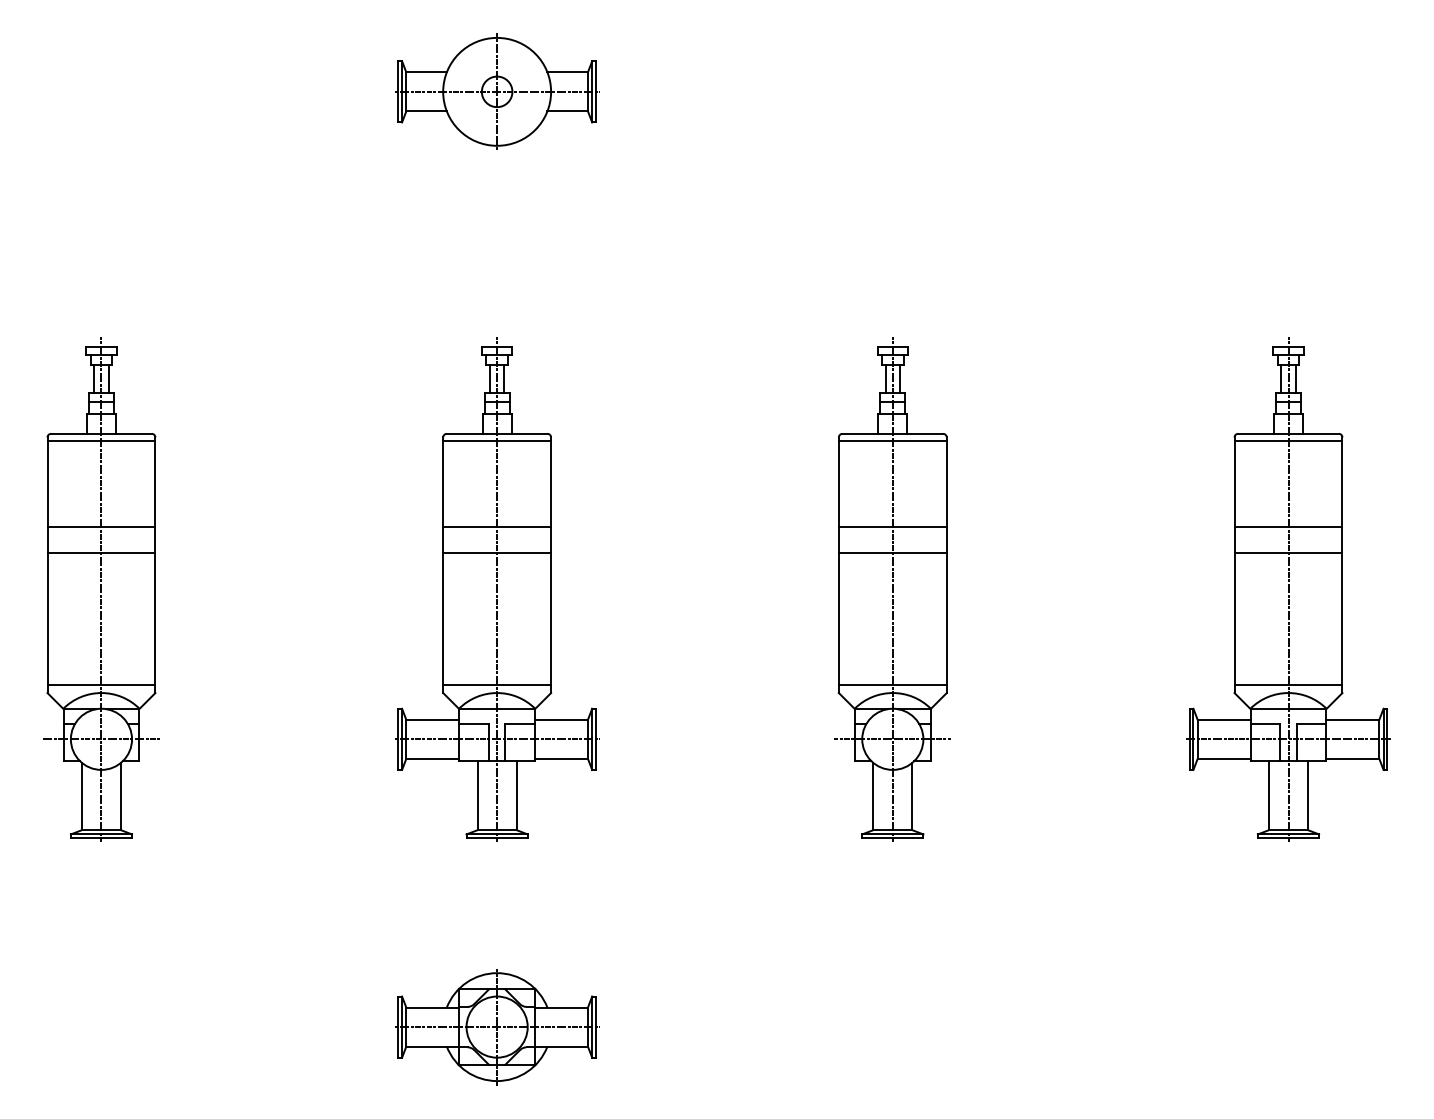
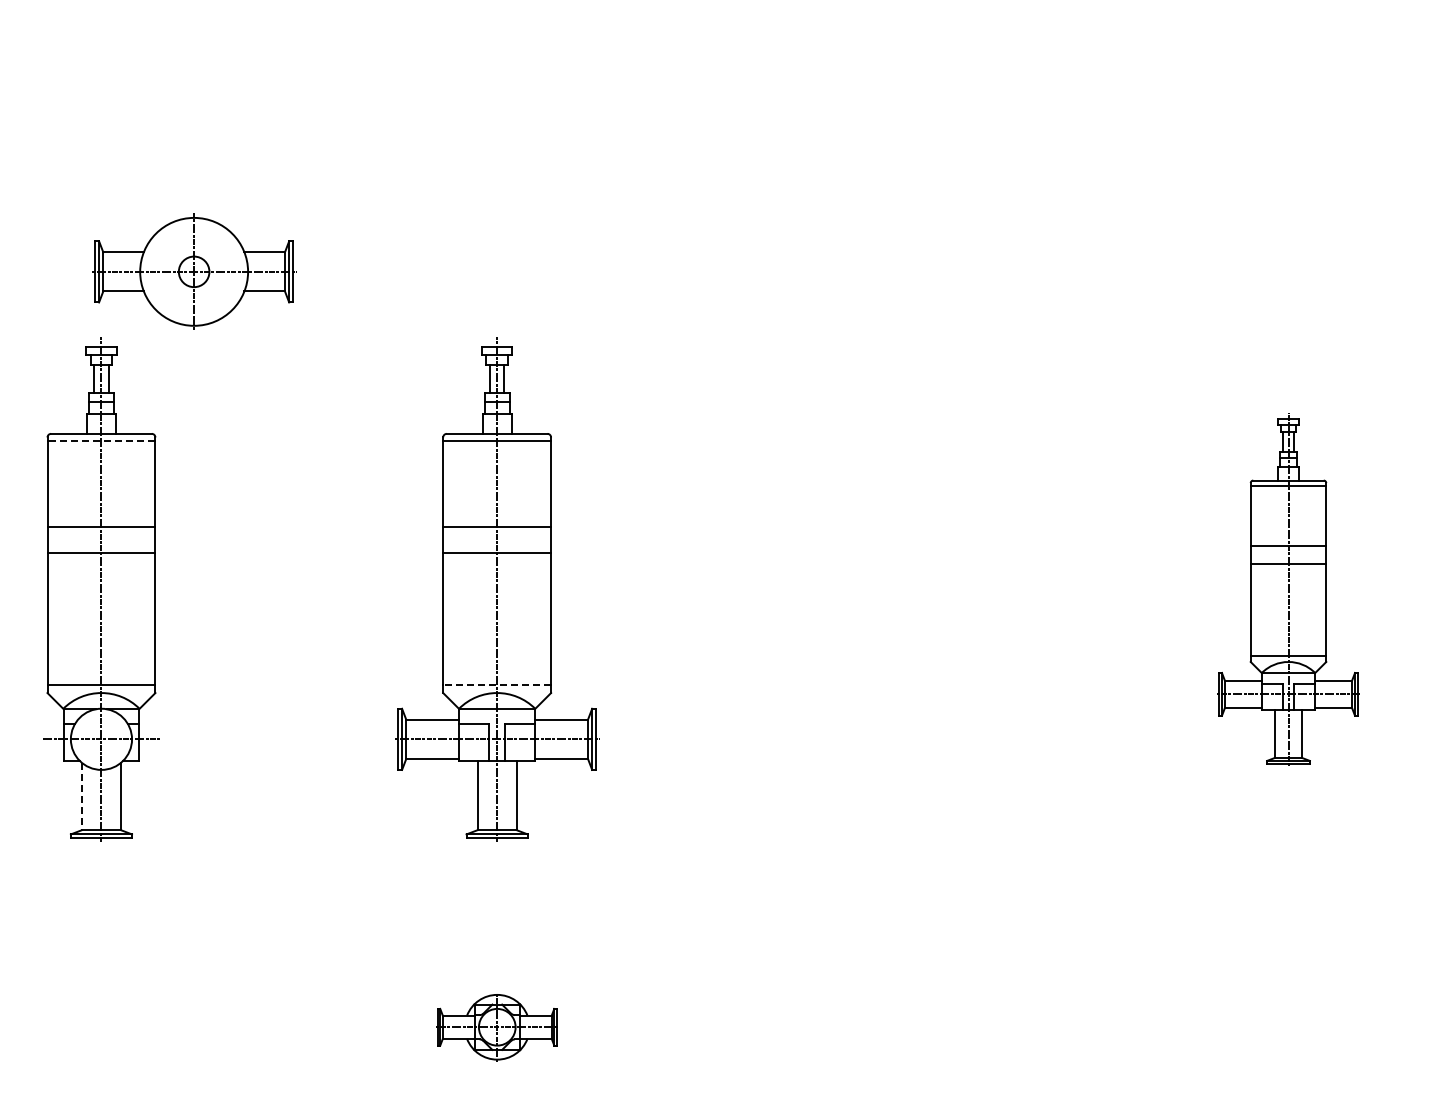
part position: (497, 91) -> (194, 271) (194, 271)
line: solid -> dashed (101, 441)
part: present -> none (892, 589)
part size: 205x505 px -> 143x353 px (1288, 589)
line: solid -> dashed (497, 684)
line: solid -> dashed (81, 796)
part size: 205x117 px -> 122x68 px (496, 1027)
